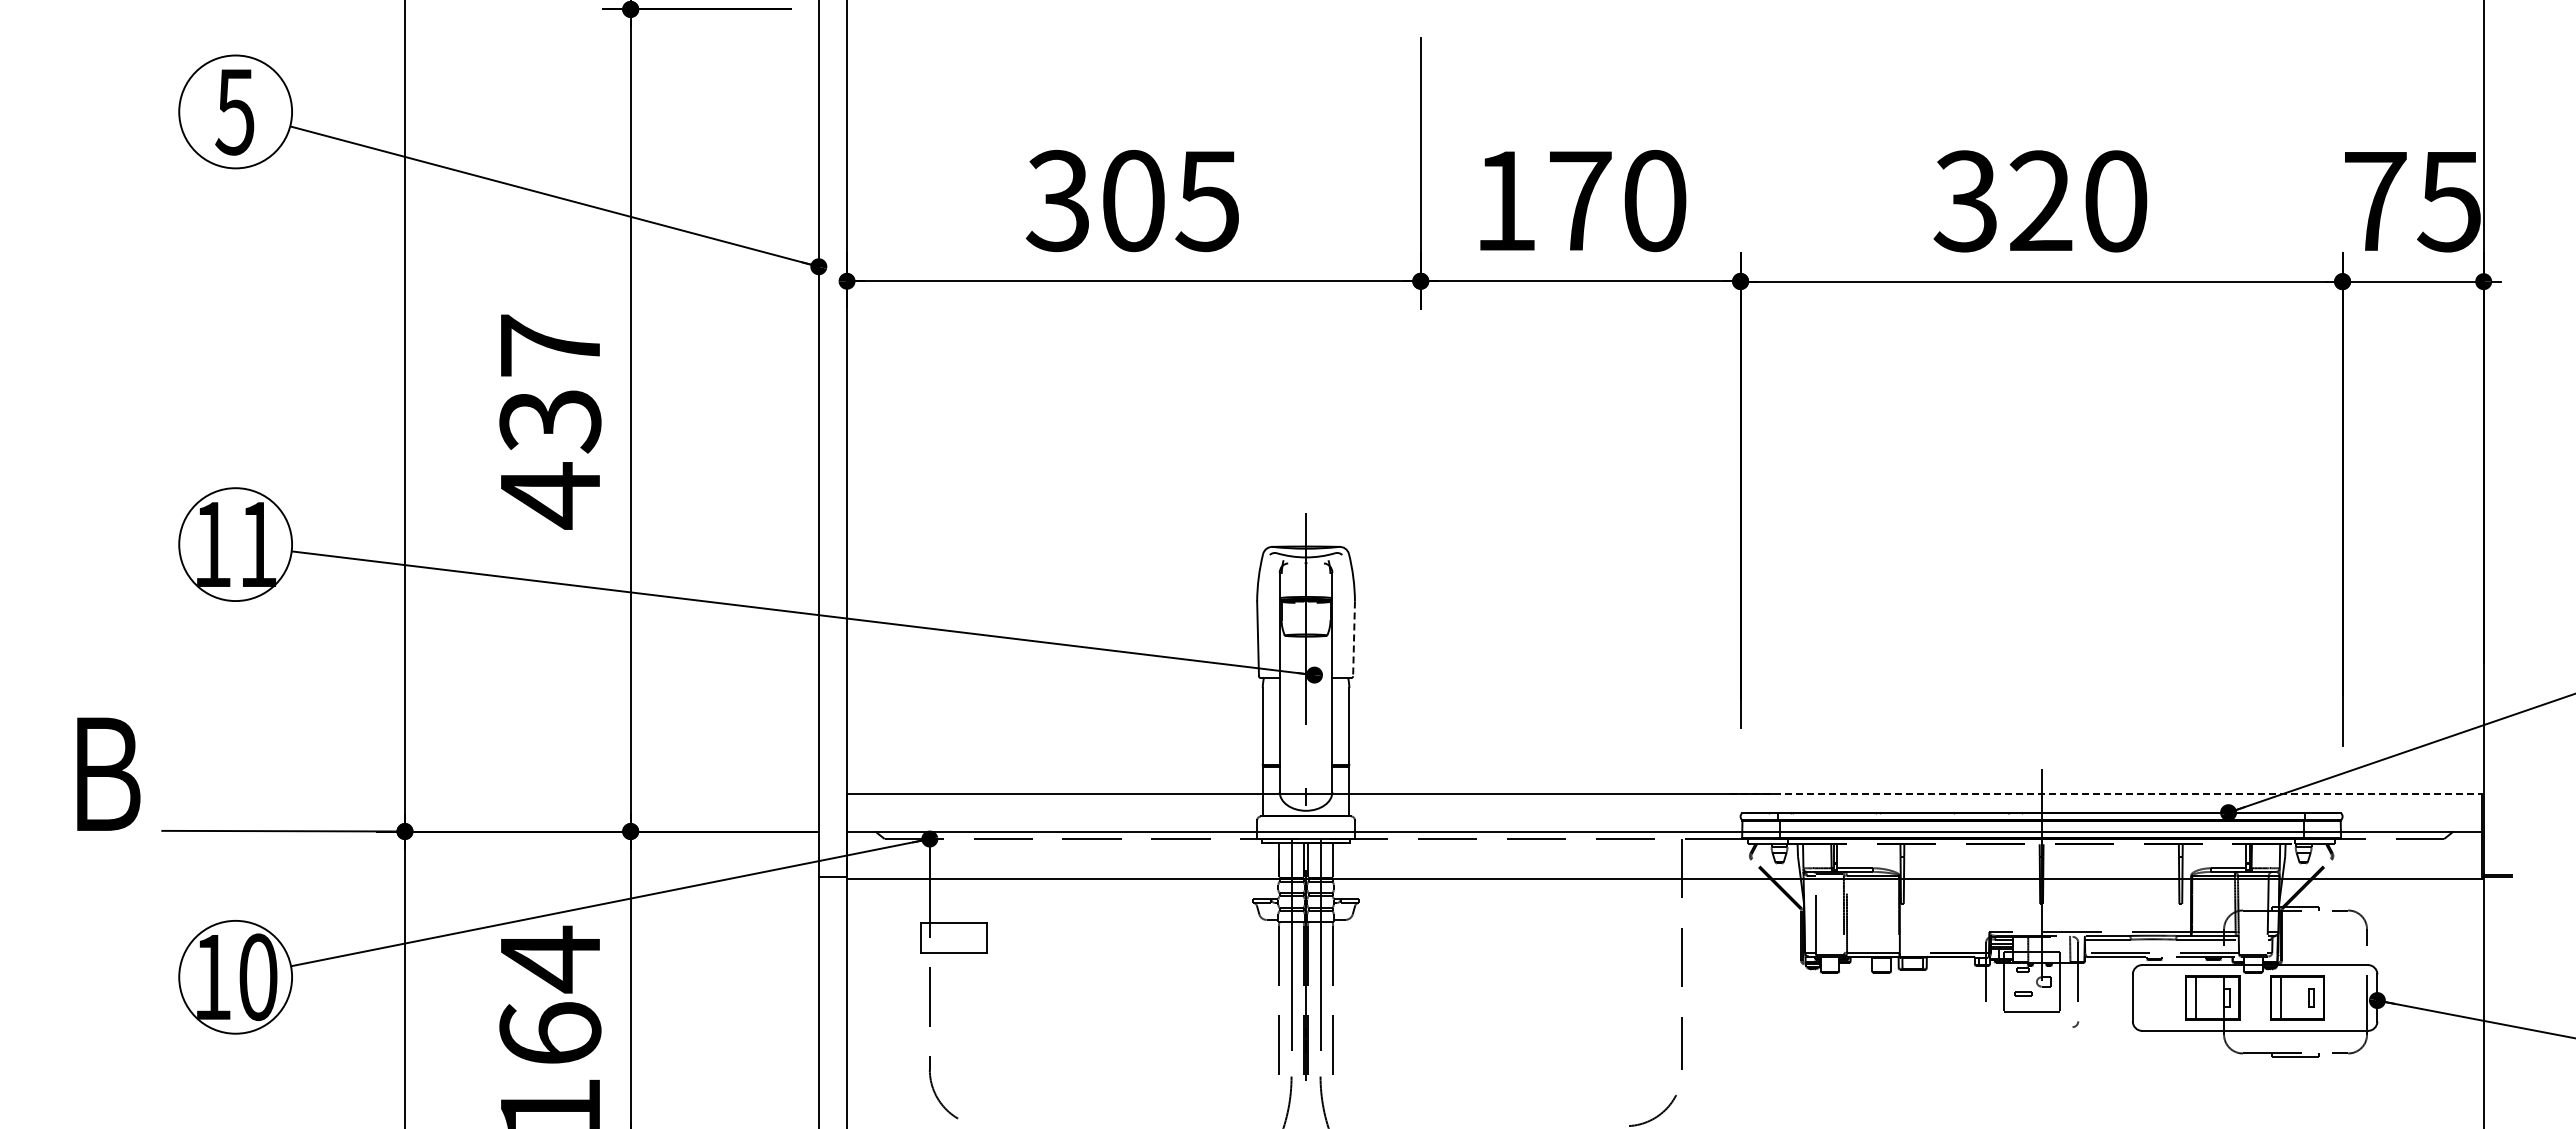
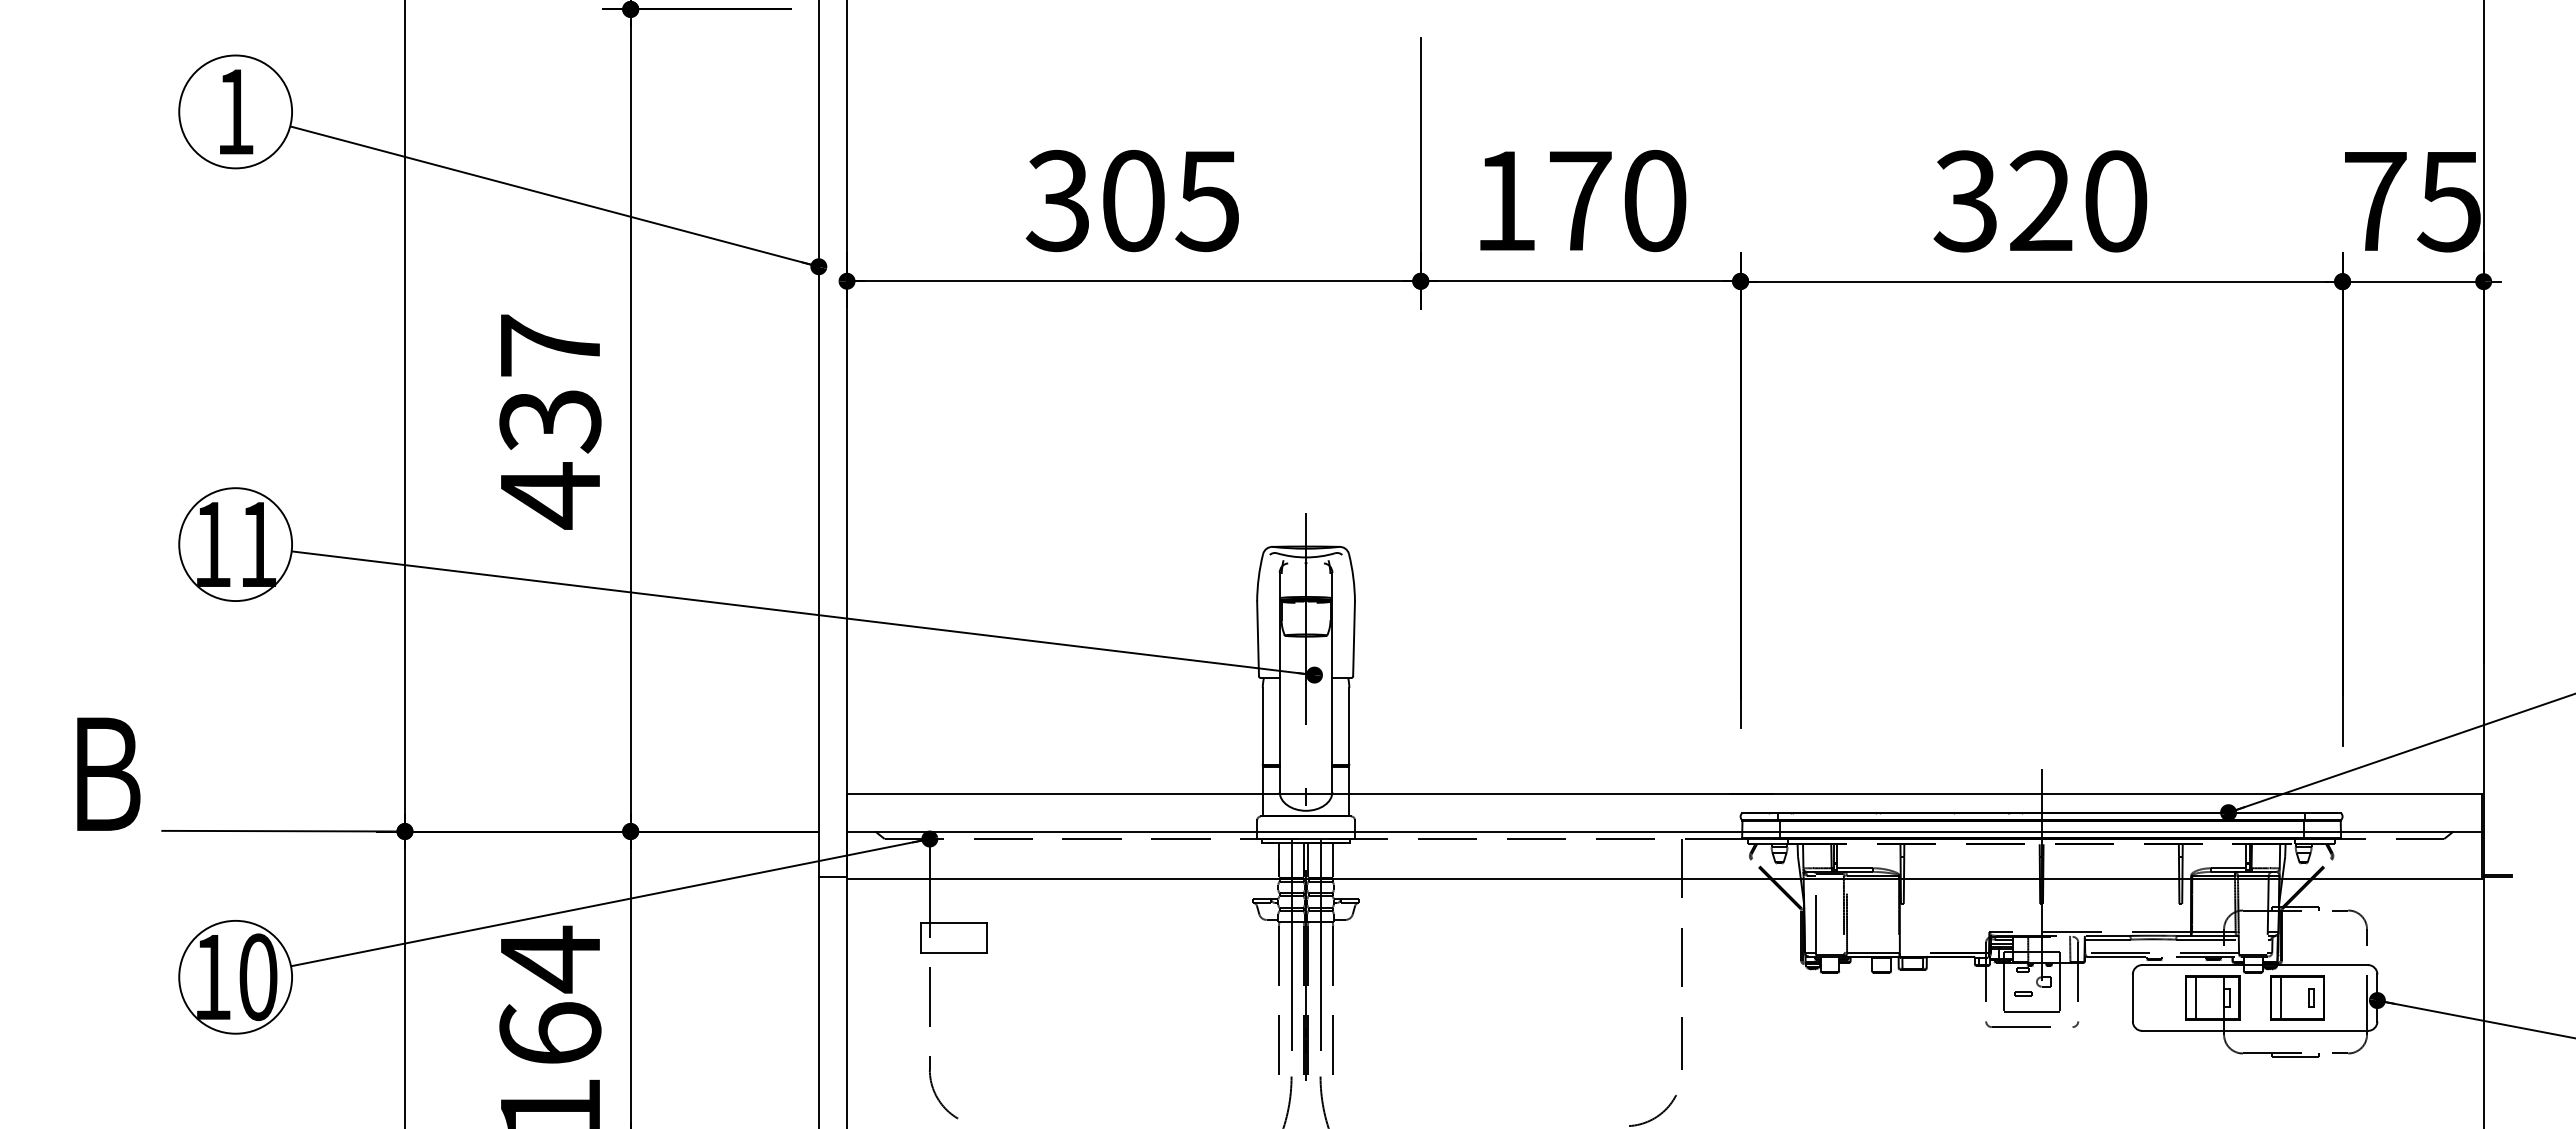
text: 5 -> 1 (234, 112)
line: dashed -> solid (1354, 639)
line: dashed -> solid (2106, 793)
part: none -> present (2017, 1024)
